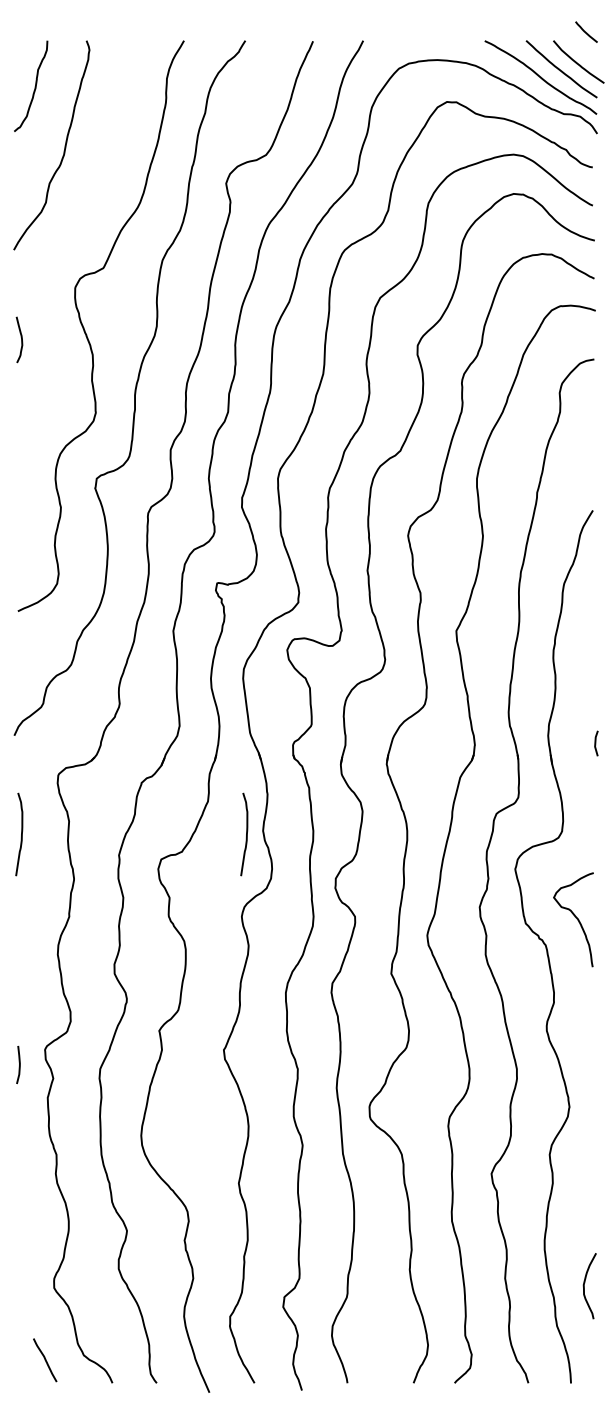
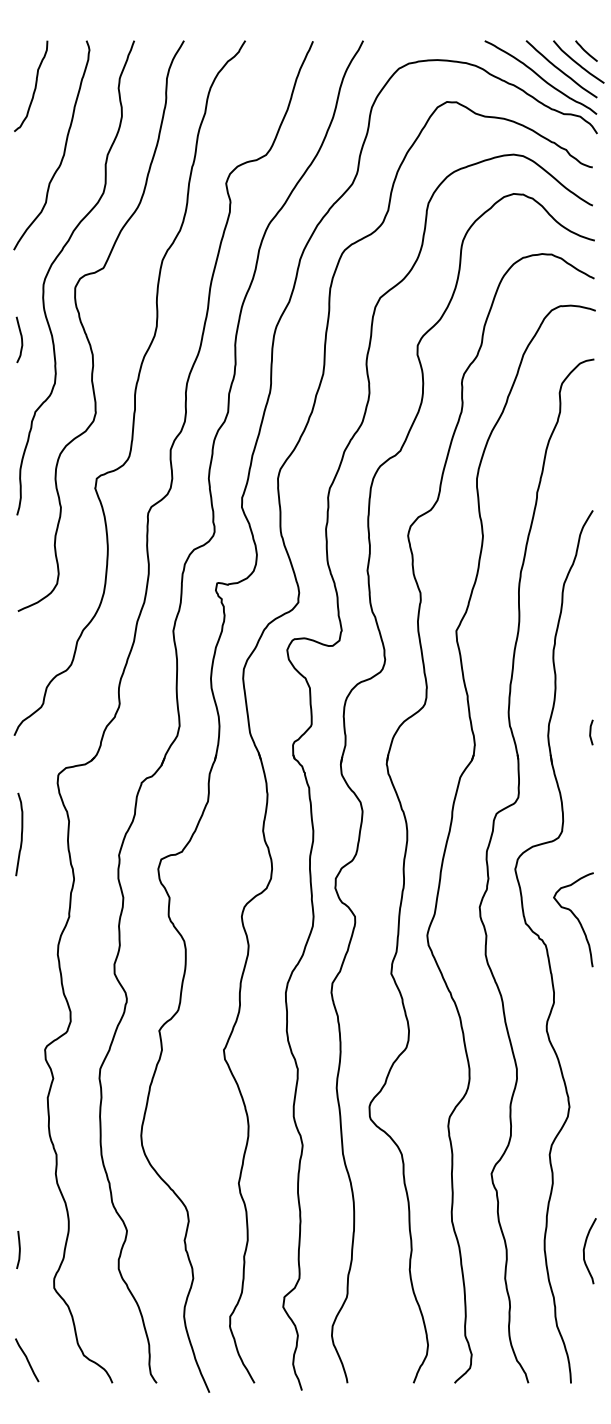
line position: (585, 31) -> (585, 50) (585, 50)
curve: none -> present (55, 261)
line position: (596, 743) -> (591, 732) (591, 732)
curve: present -> none (246, 834)
curve position: (19, 1064) -> (19, 1249) (19, 1249)
curve position: (584, 1286) -> (584, 1251) (584, 1251)
curve position: (45, 1360) -> (27, 1360) (27, 1360)
